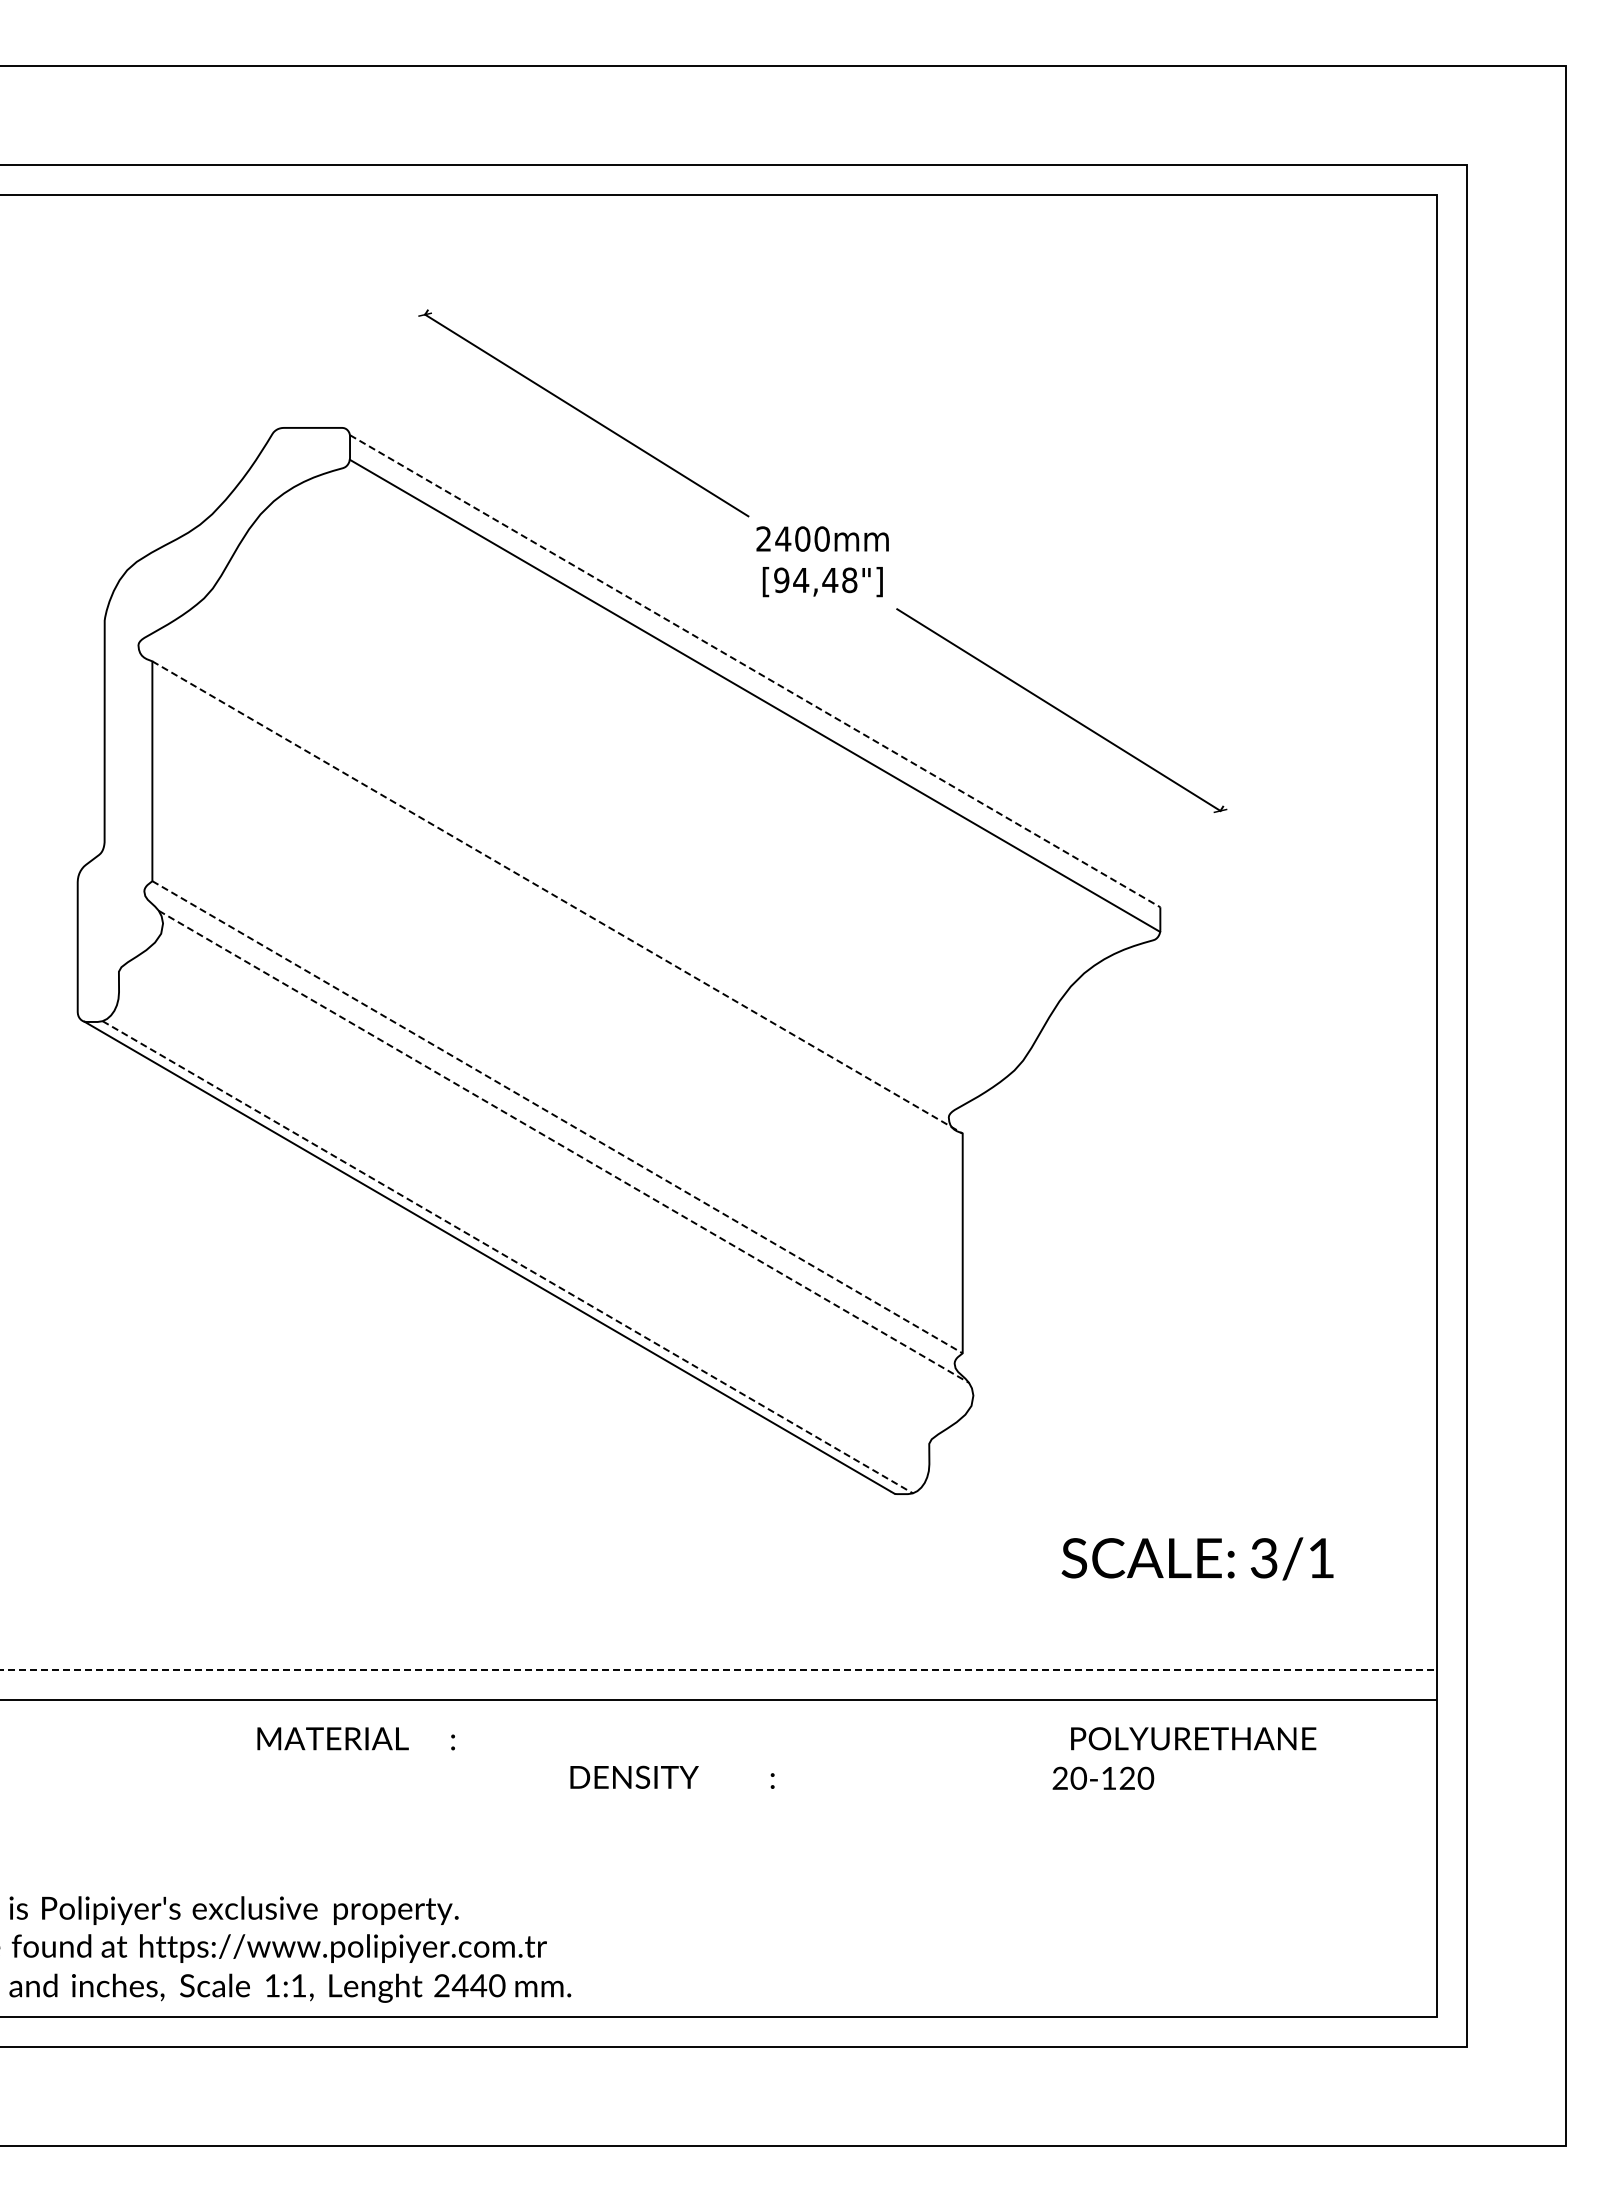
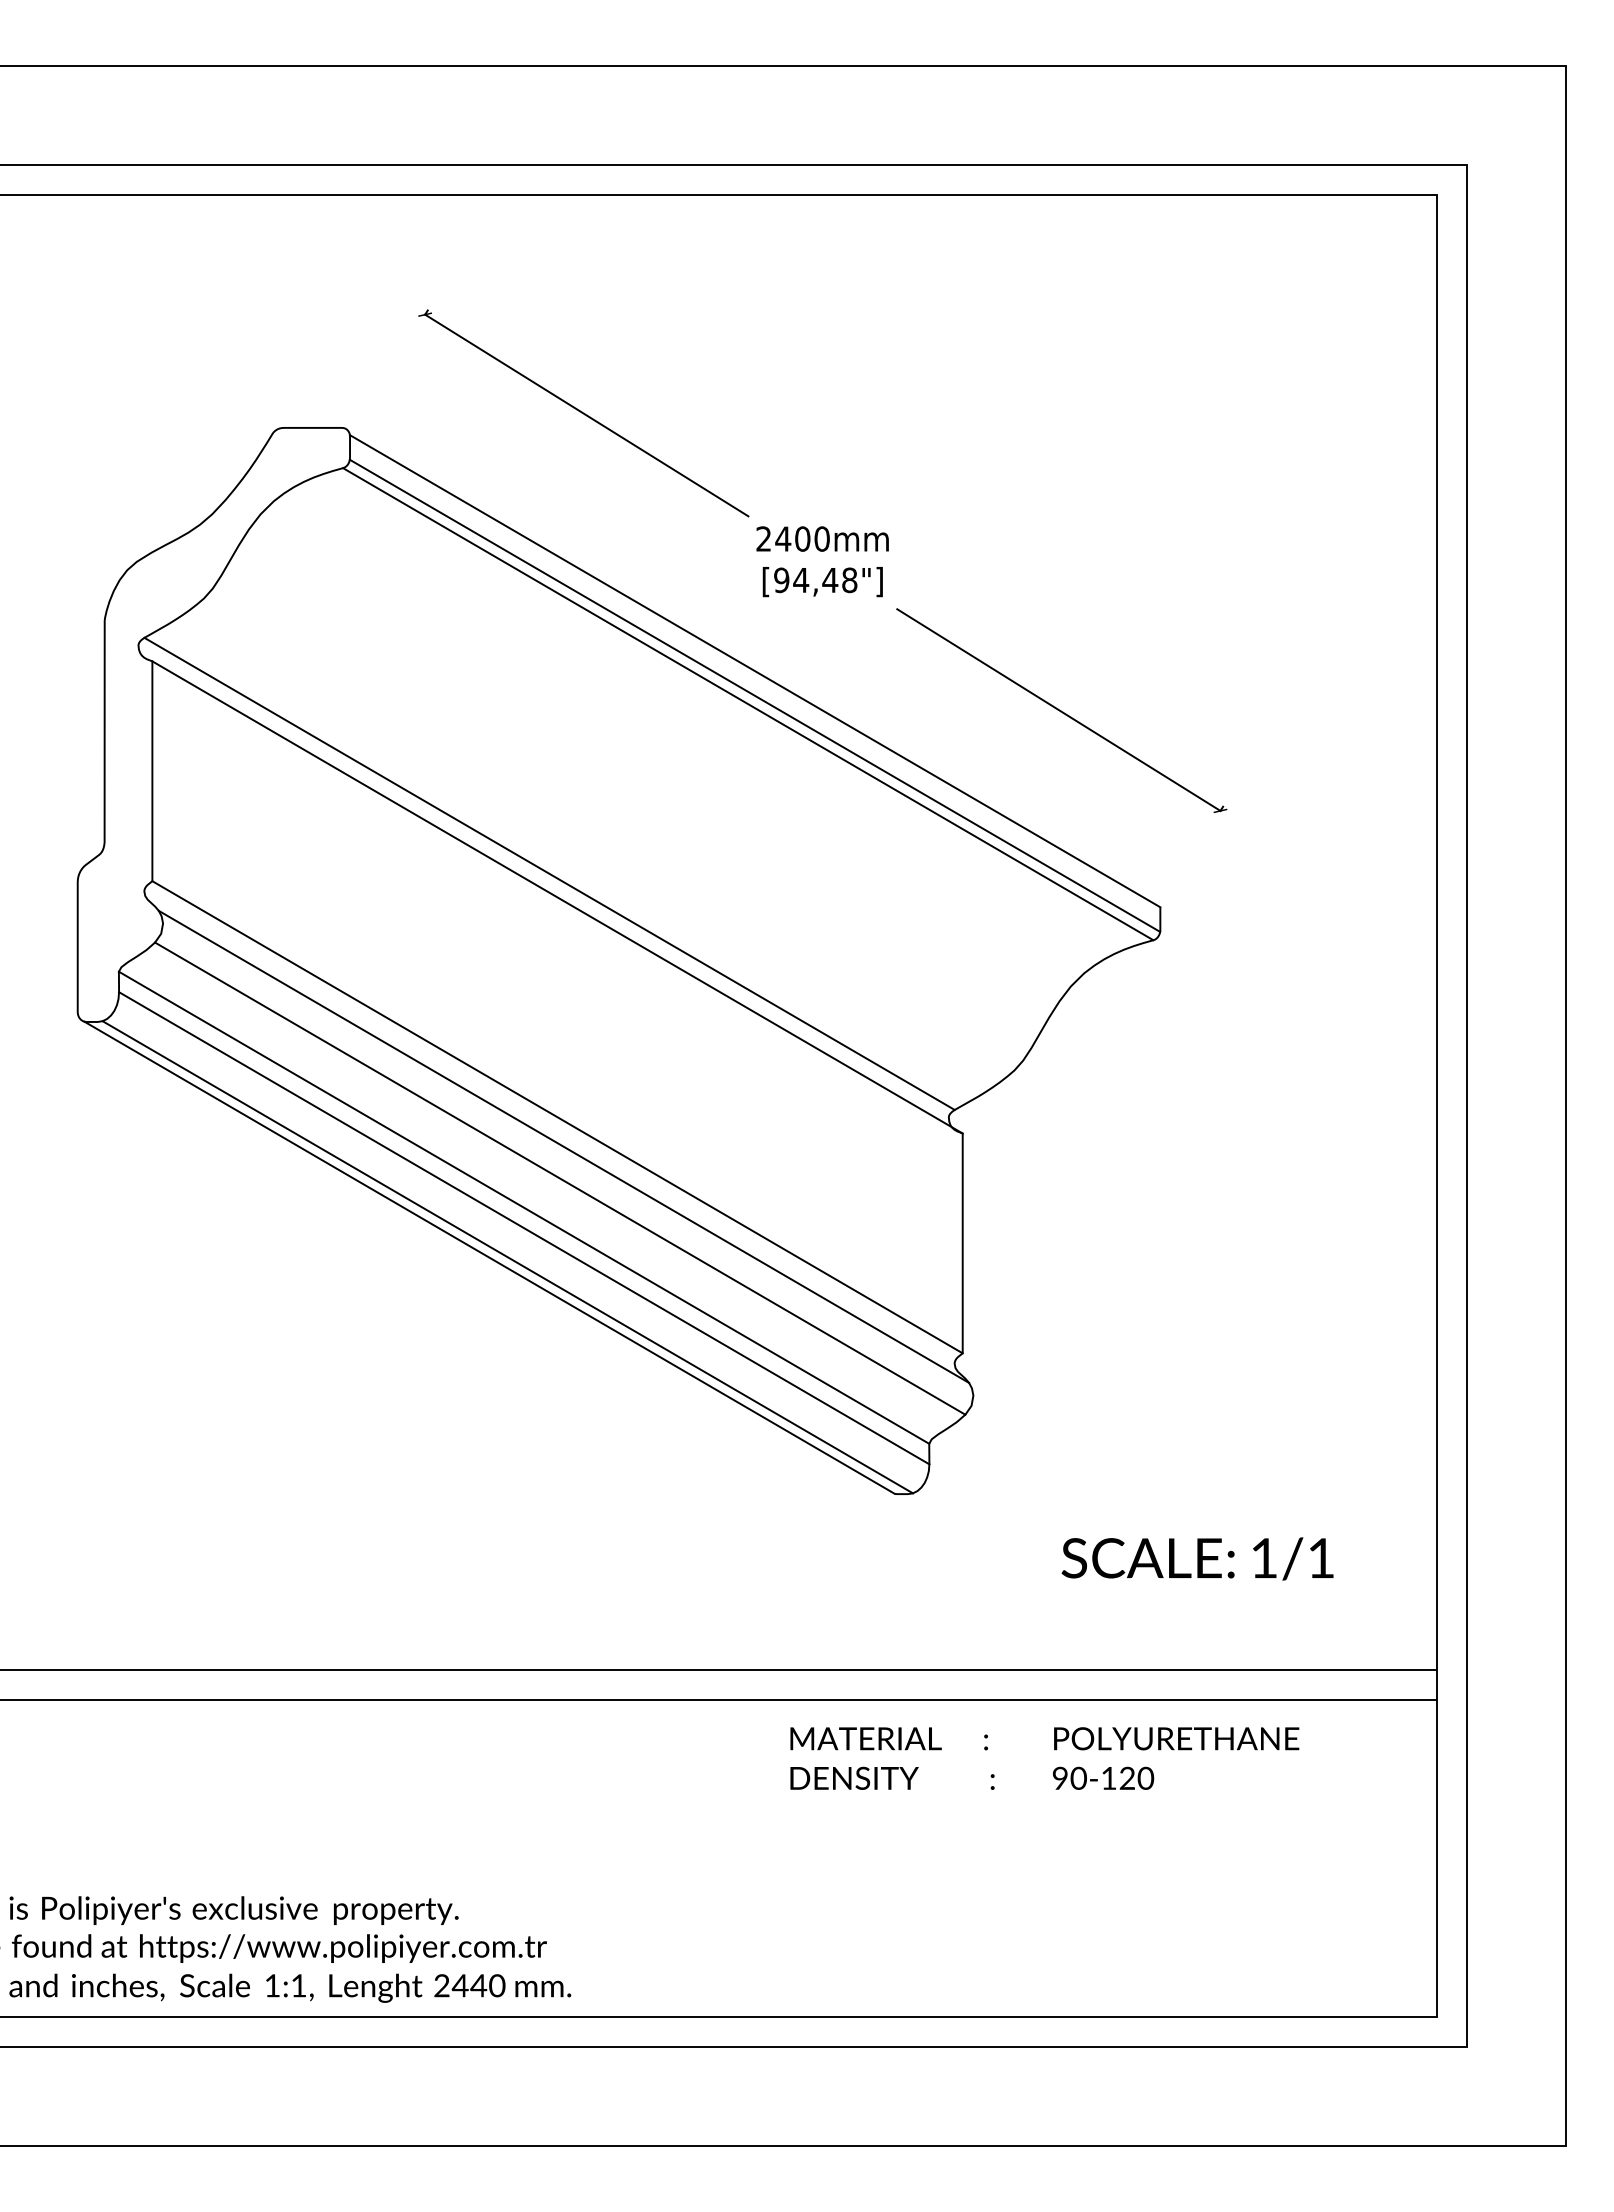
line: dashed -> solid (755, 671)
line: none -> present (748, 704)
line: none -> present (549, 873)
line: dashed -> solid (557, 897)
line: dashed -> solid (557, 1117)
line: dashed -> solid (563, 1146)
line: none -> present (560, 1178)
line: none -> present (523, 1207)
line: none -> present (524, 1228)
line: dashed -> solid (507, 1257)
text: 3/1 -> 1/1 (1263, 1558)
line: dashed -> solid (719, 1670)
text position: (355, 1738) -> (888, 1738) (888, 1738)
text position: (1193, 1738) -> (1176, 1738) (1176, 1738)
text position: (672, 1776) -> (892, 1777) (892, 1777)
text: 20-120 -> 90-120 (1059, 1778)
